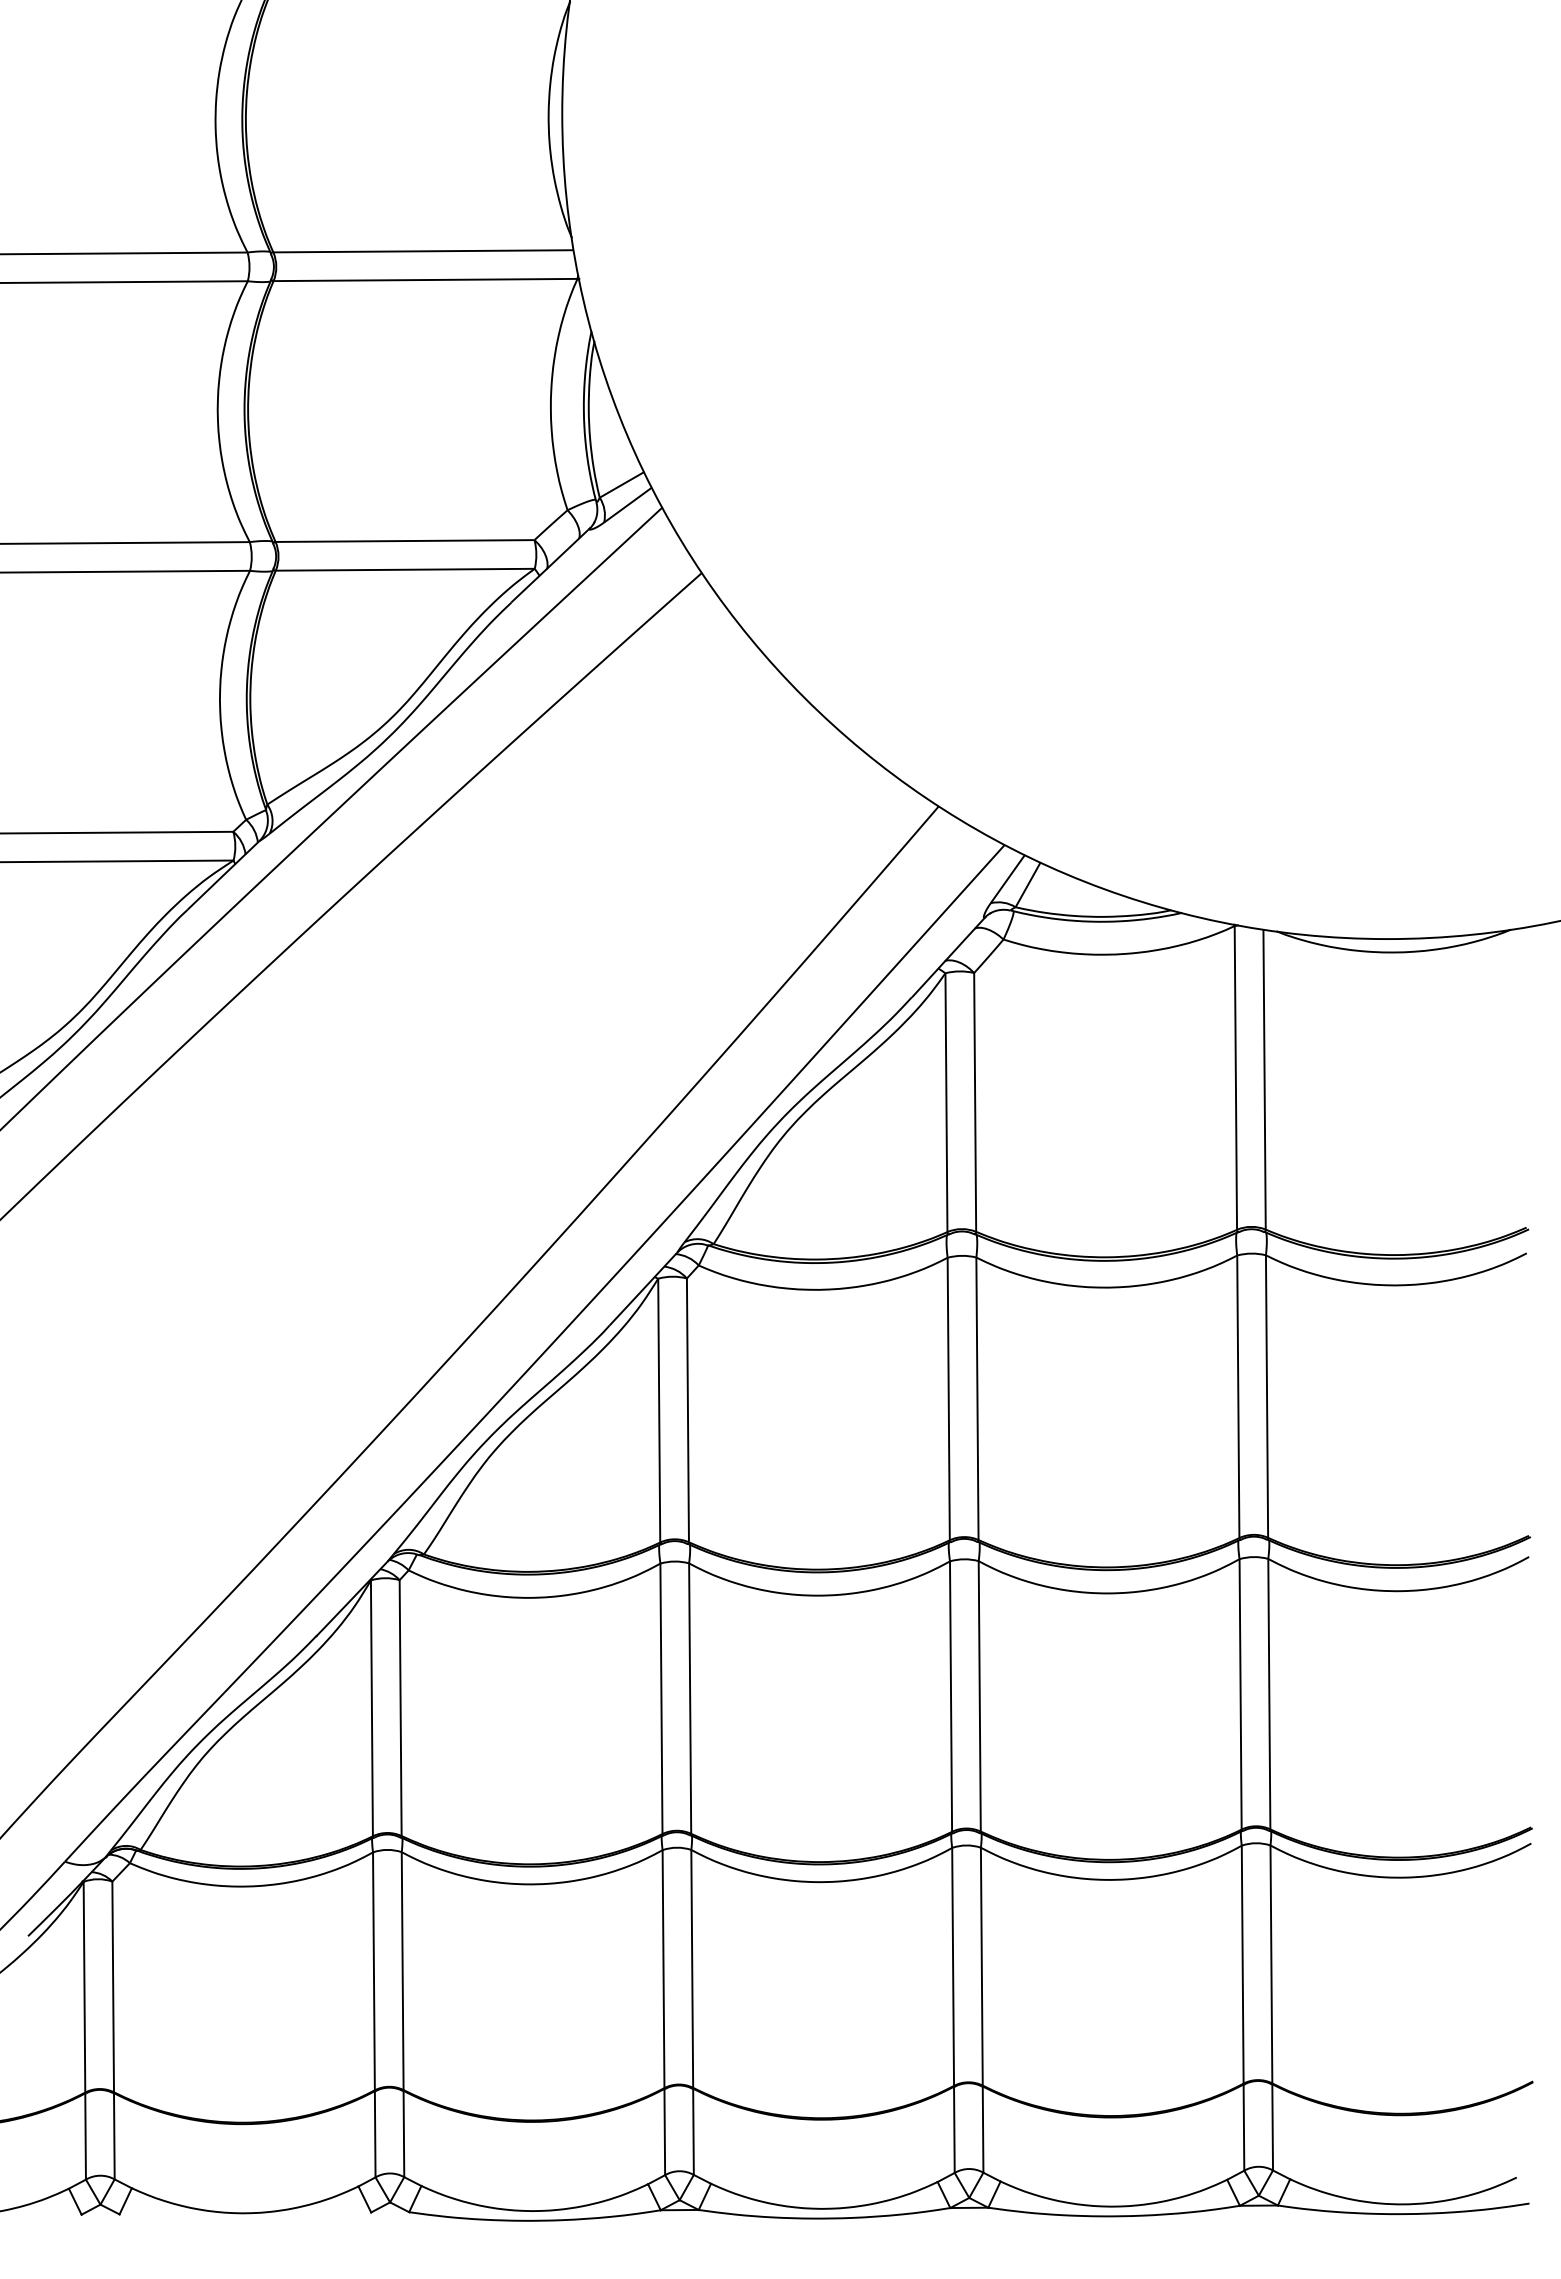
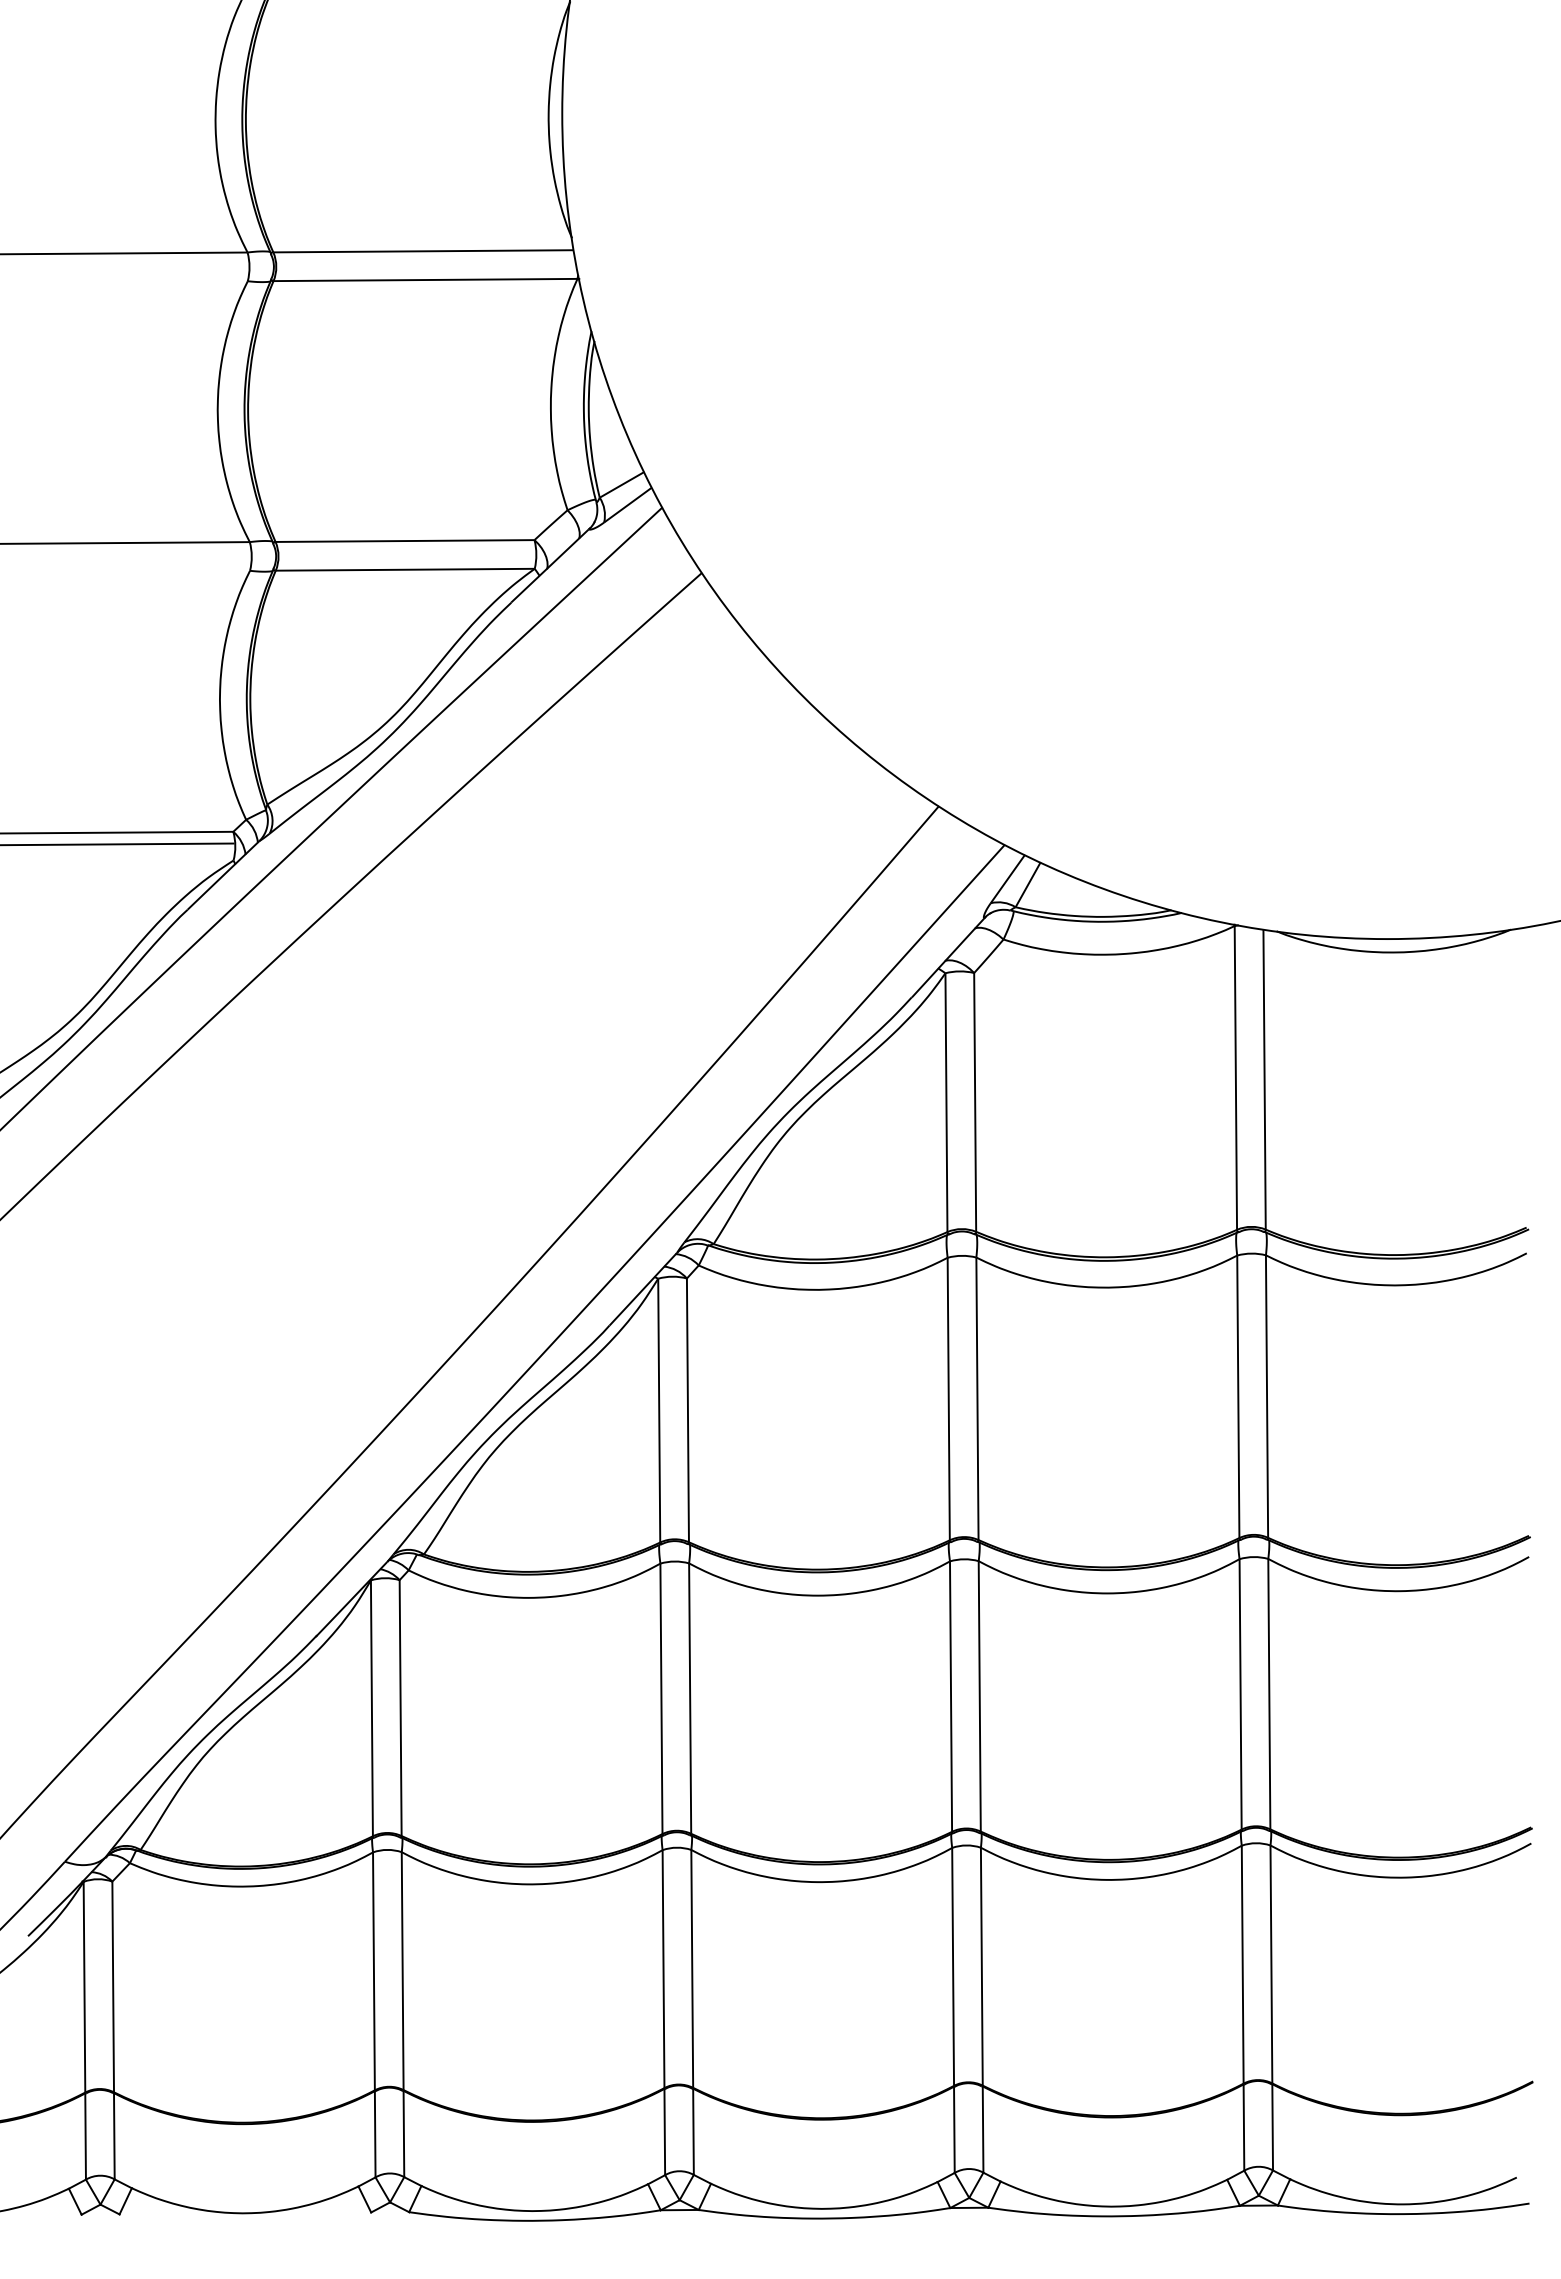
line: present -> none (124, 281)
line: present -> none (126, 571)
line position: (117, 861) -> (117, 844) (117, 844)
